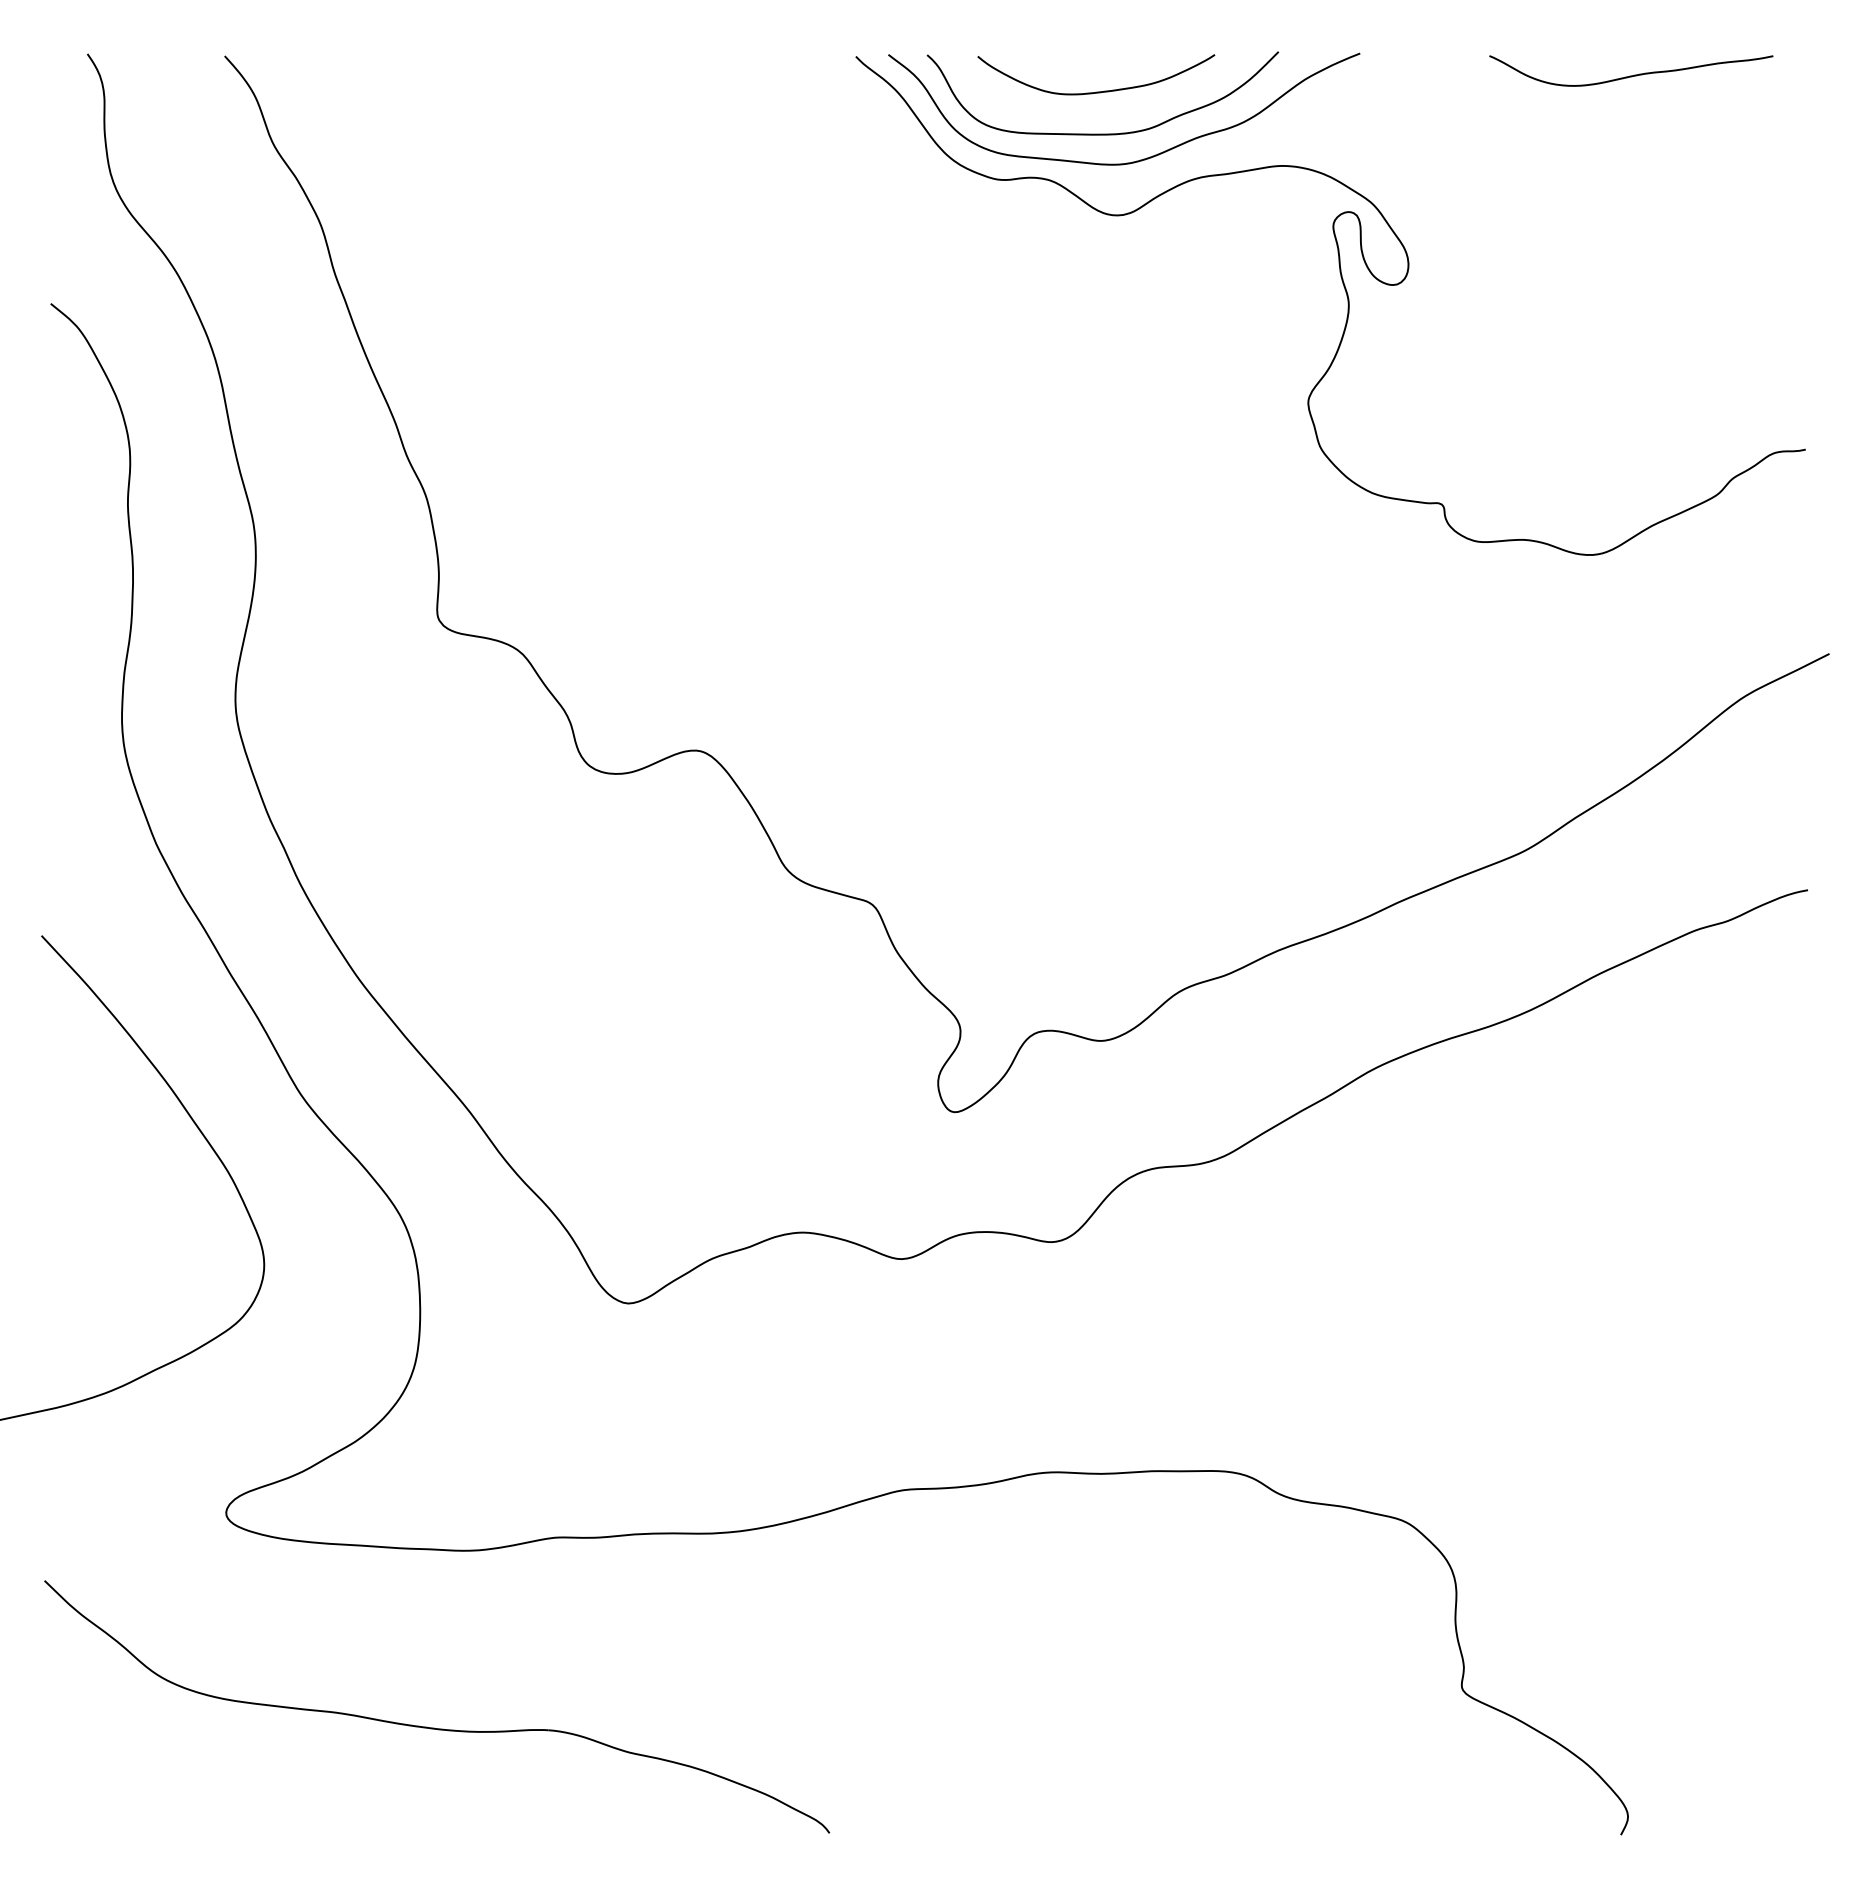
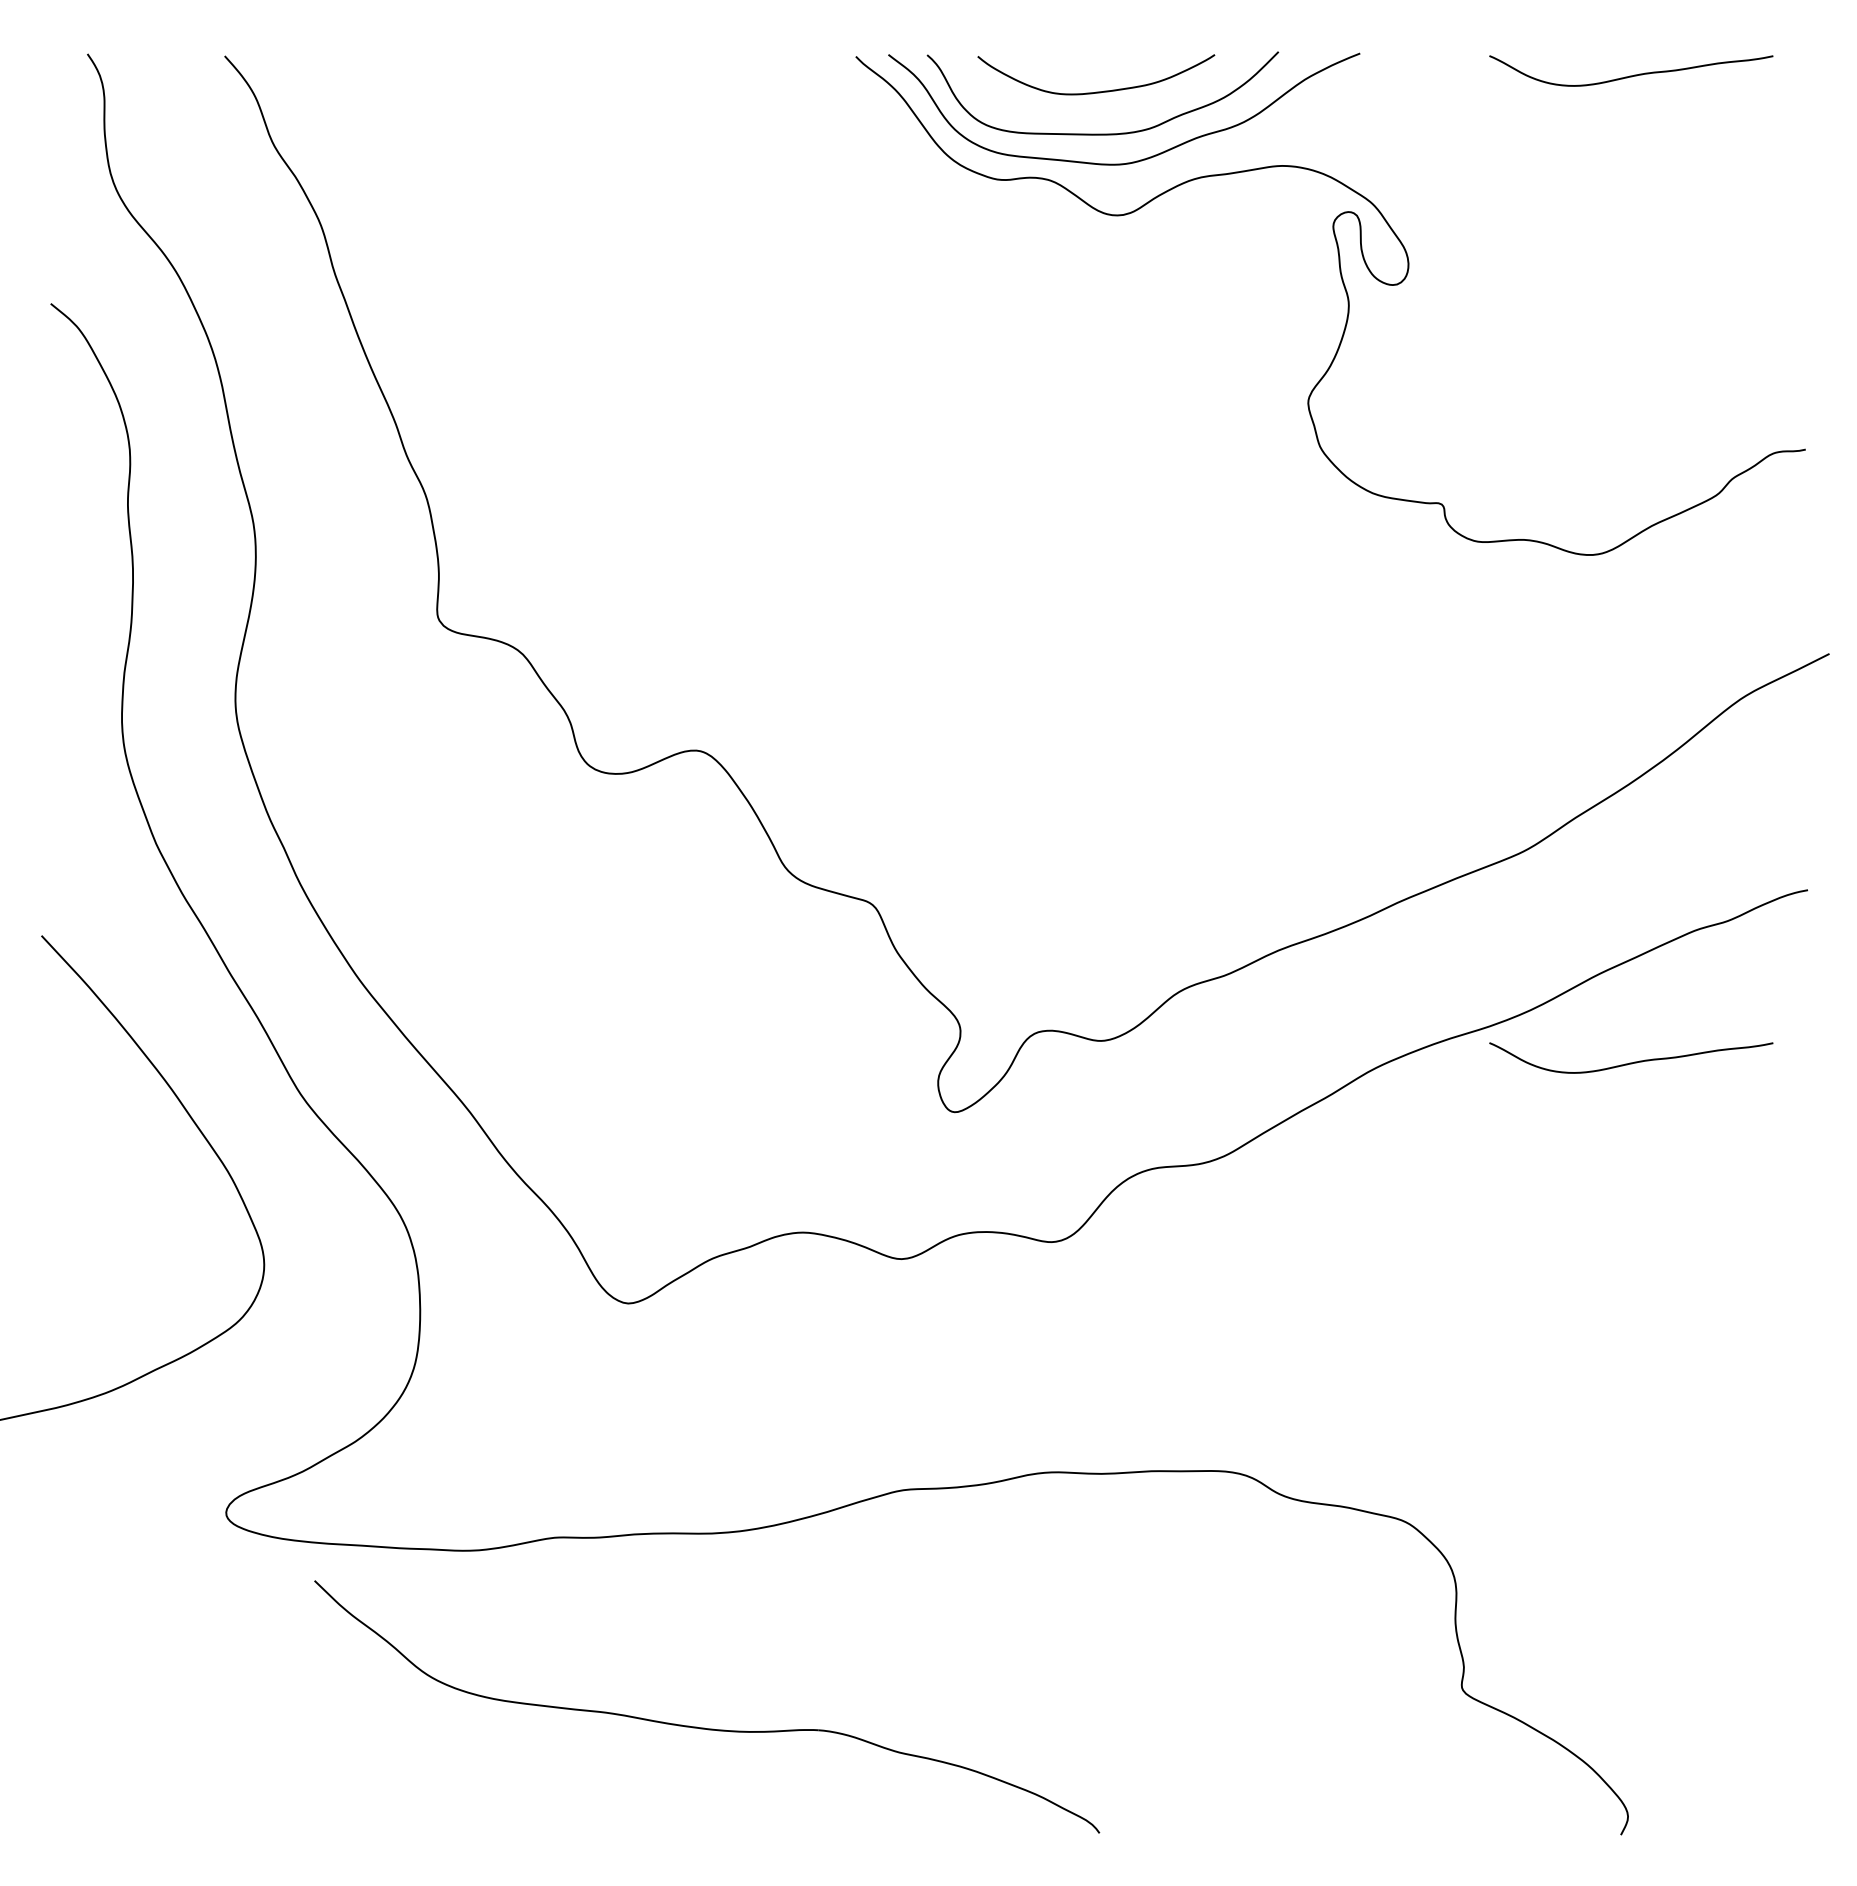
curve: none -> present (1634, 1061)
part position: (434, 1727) -> (704, 1727) (704, 1727)
